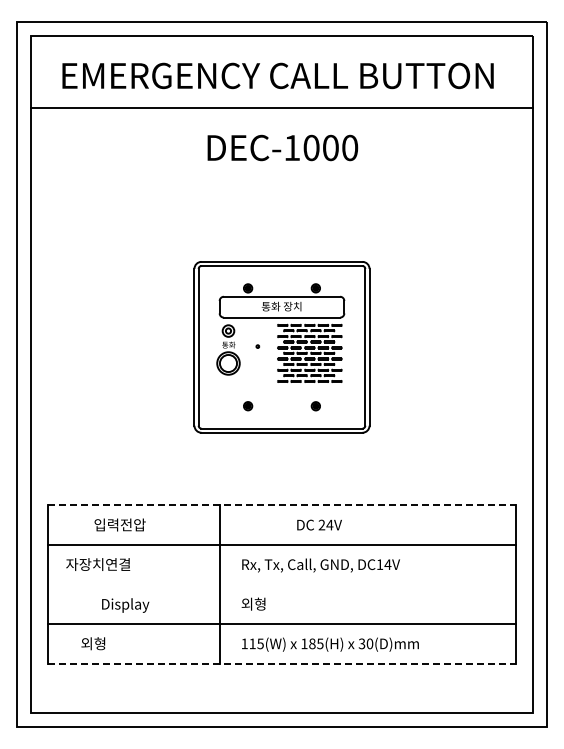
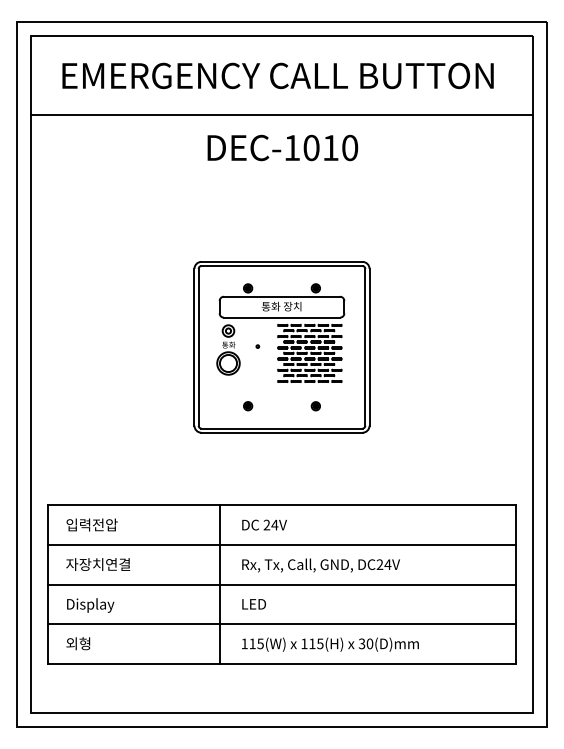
line position: (281, 108) -> (281, 115) (281, 115)
text: DEC-1000 -> DEC-1010 (330, 147)
line: dashed -> solid (282, 505)
text position: (119, 524) -> (91, 524) (91, 524)
text position: (319, 524) -> (264, 524) (264, 524)
text: DC14V -> DC24V (379, 564)
line: none -> present (281, 584)
text: 외형 -> LED (253, 603)
text position: (125, 605) -> (90, 605) (90, 605)
text position: (93, 643) -> (78, 643) (78, 643)
text: 185(H) -> 115(H) (312, 643)
line: dashed -> solid (282, 663)
